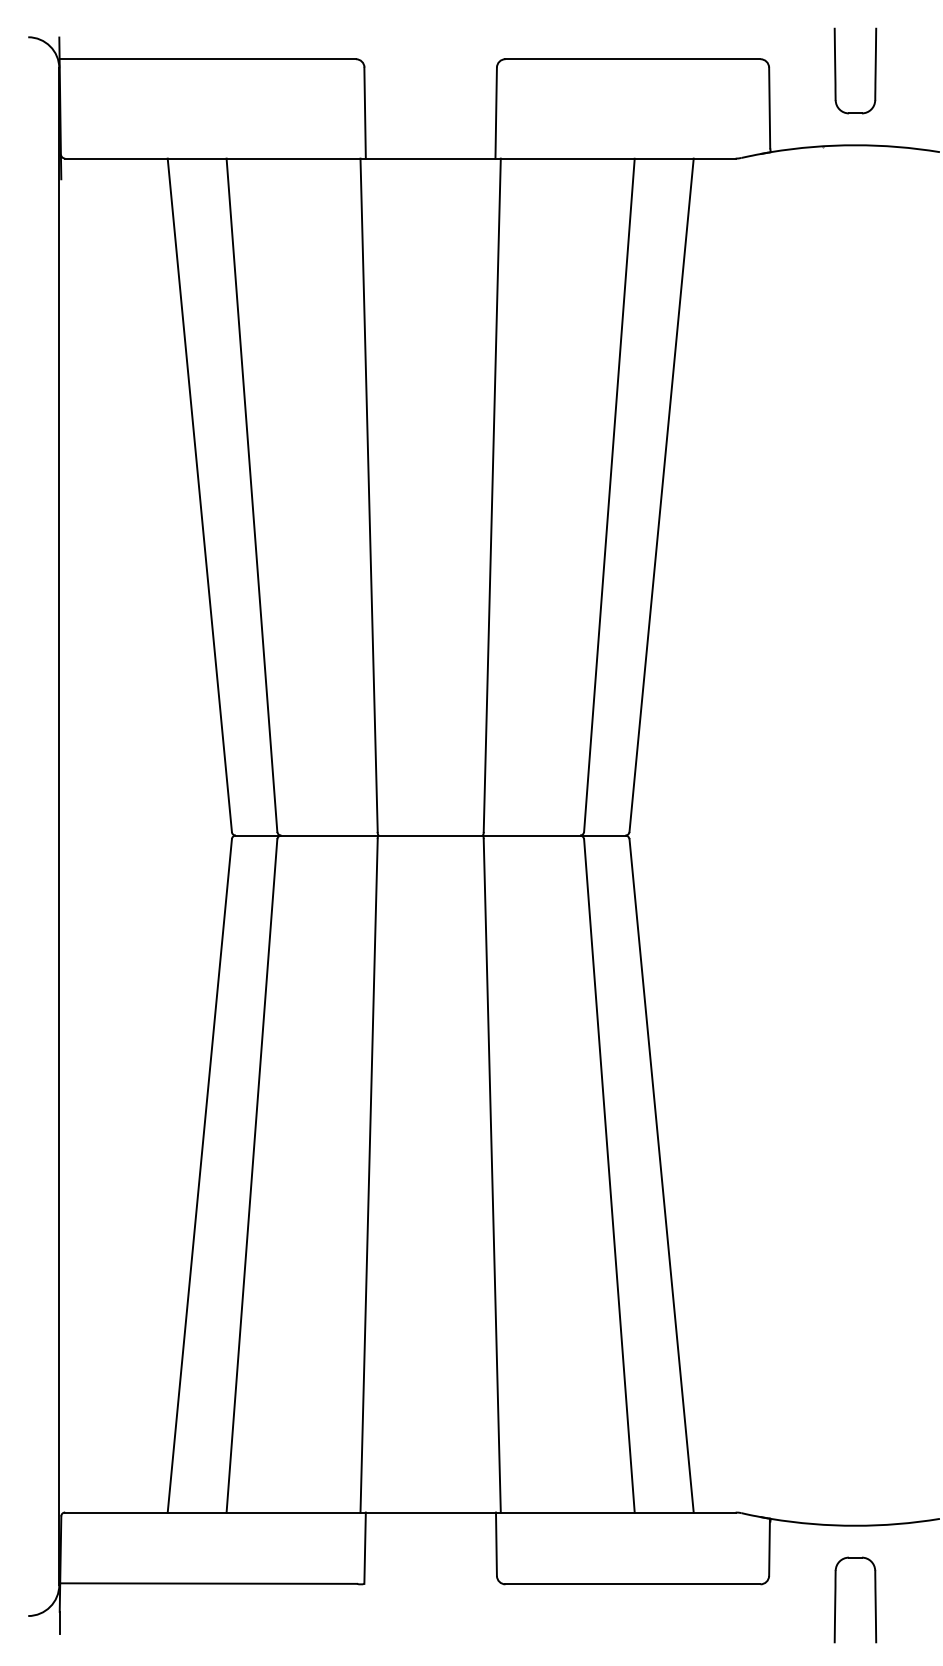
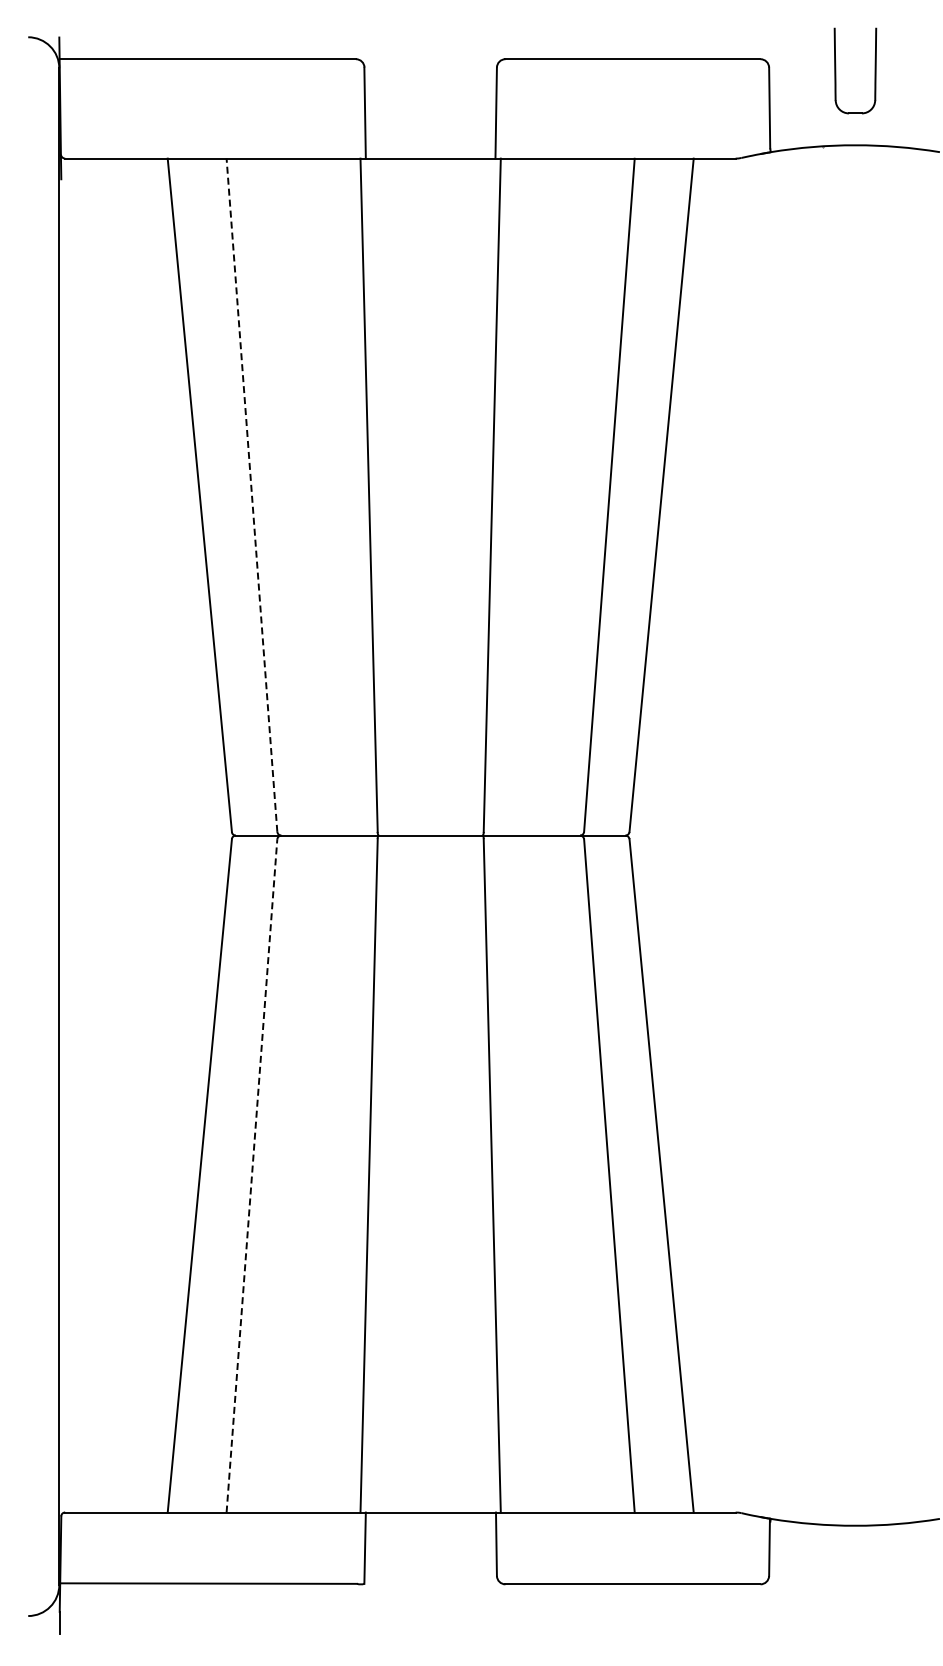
line: solid -> dashed (251, 495)
line: solid -> dashed (251, 1175)
part: present -> none (836, 1599)
